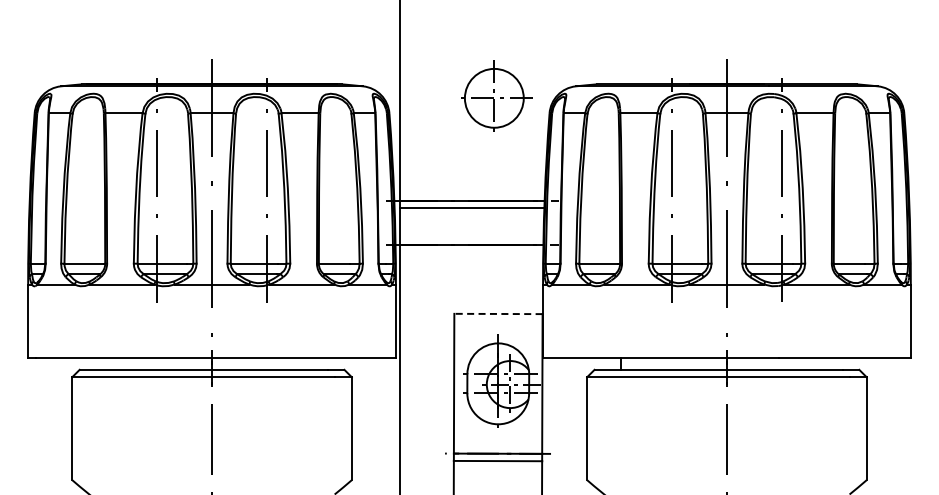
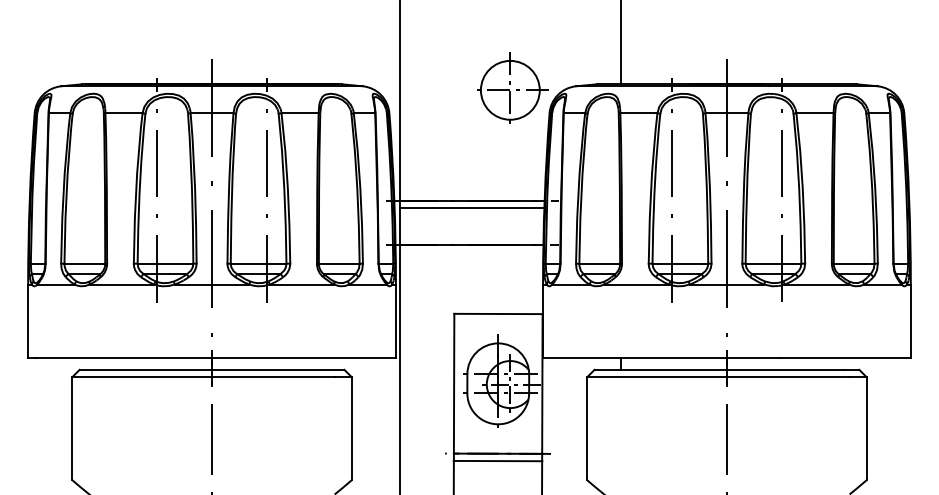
line: none -> present (620, 43)
part position: (496, 95) -> (512, 87) (512, 87)
line: dashed -> solid (497, 313)
